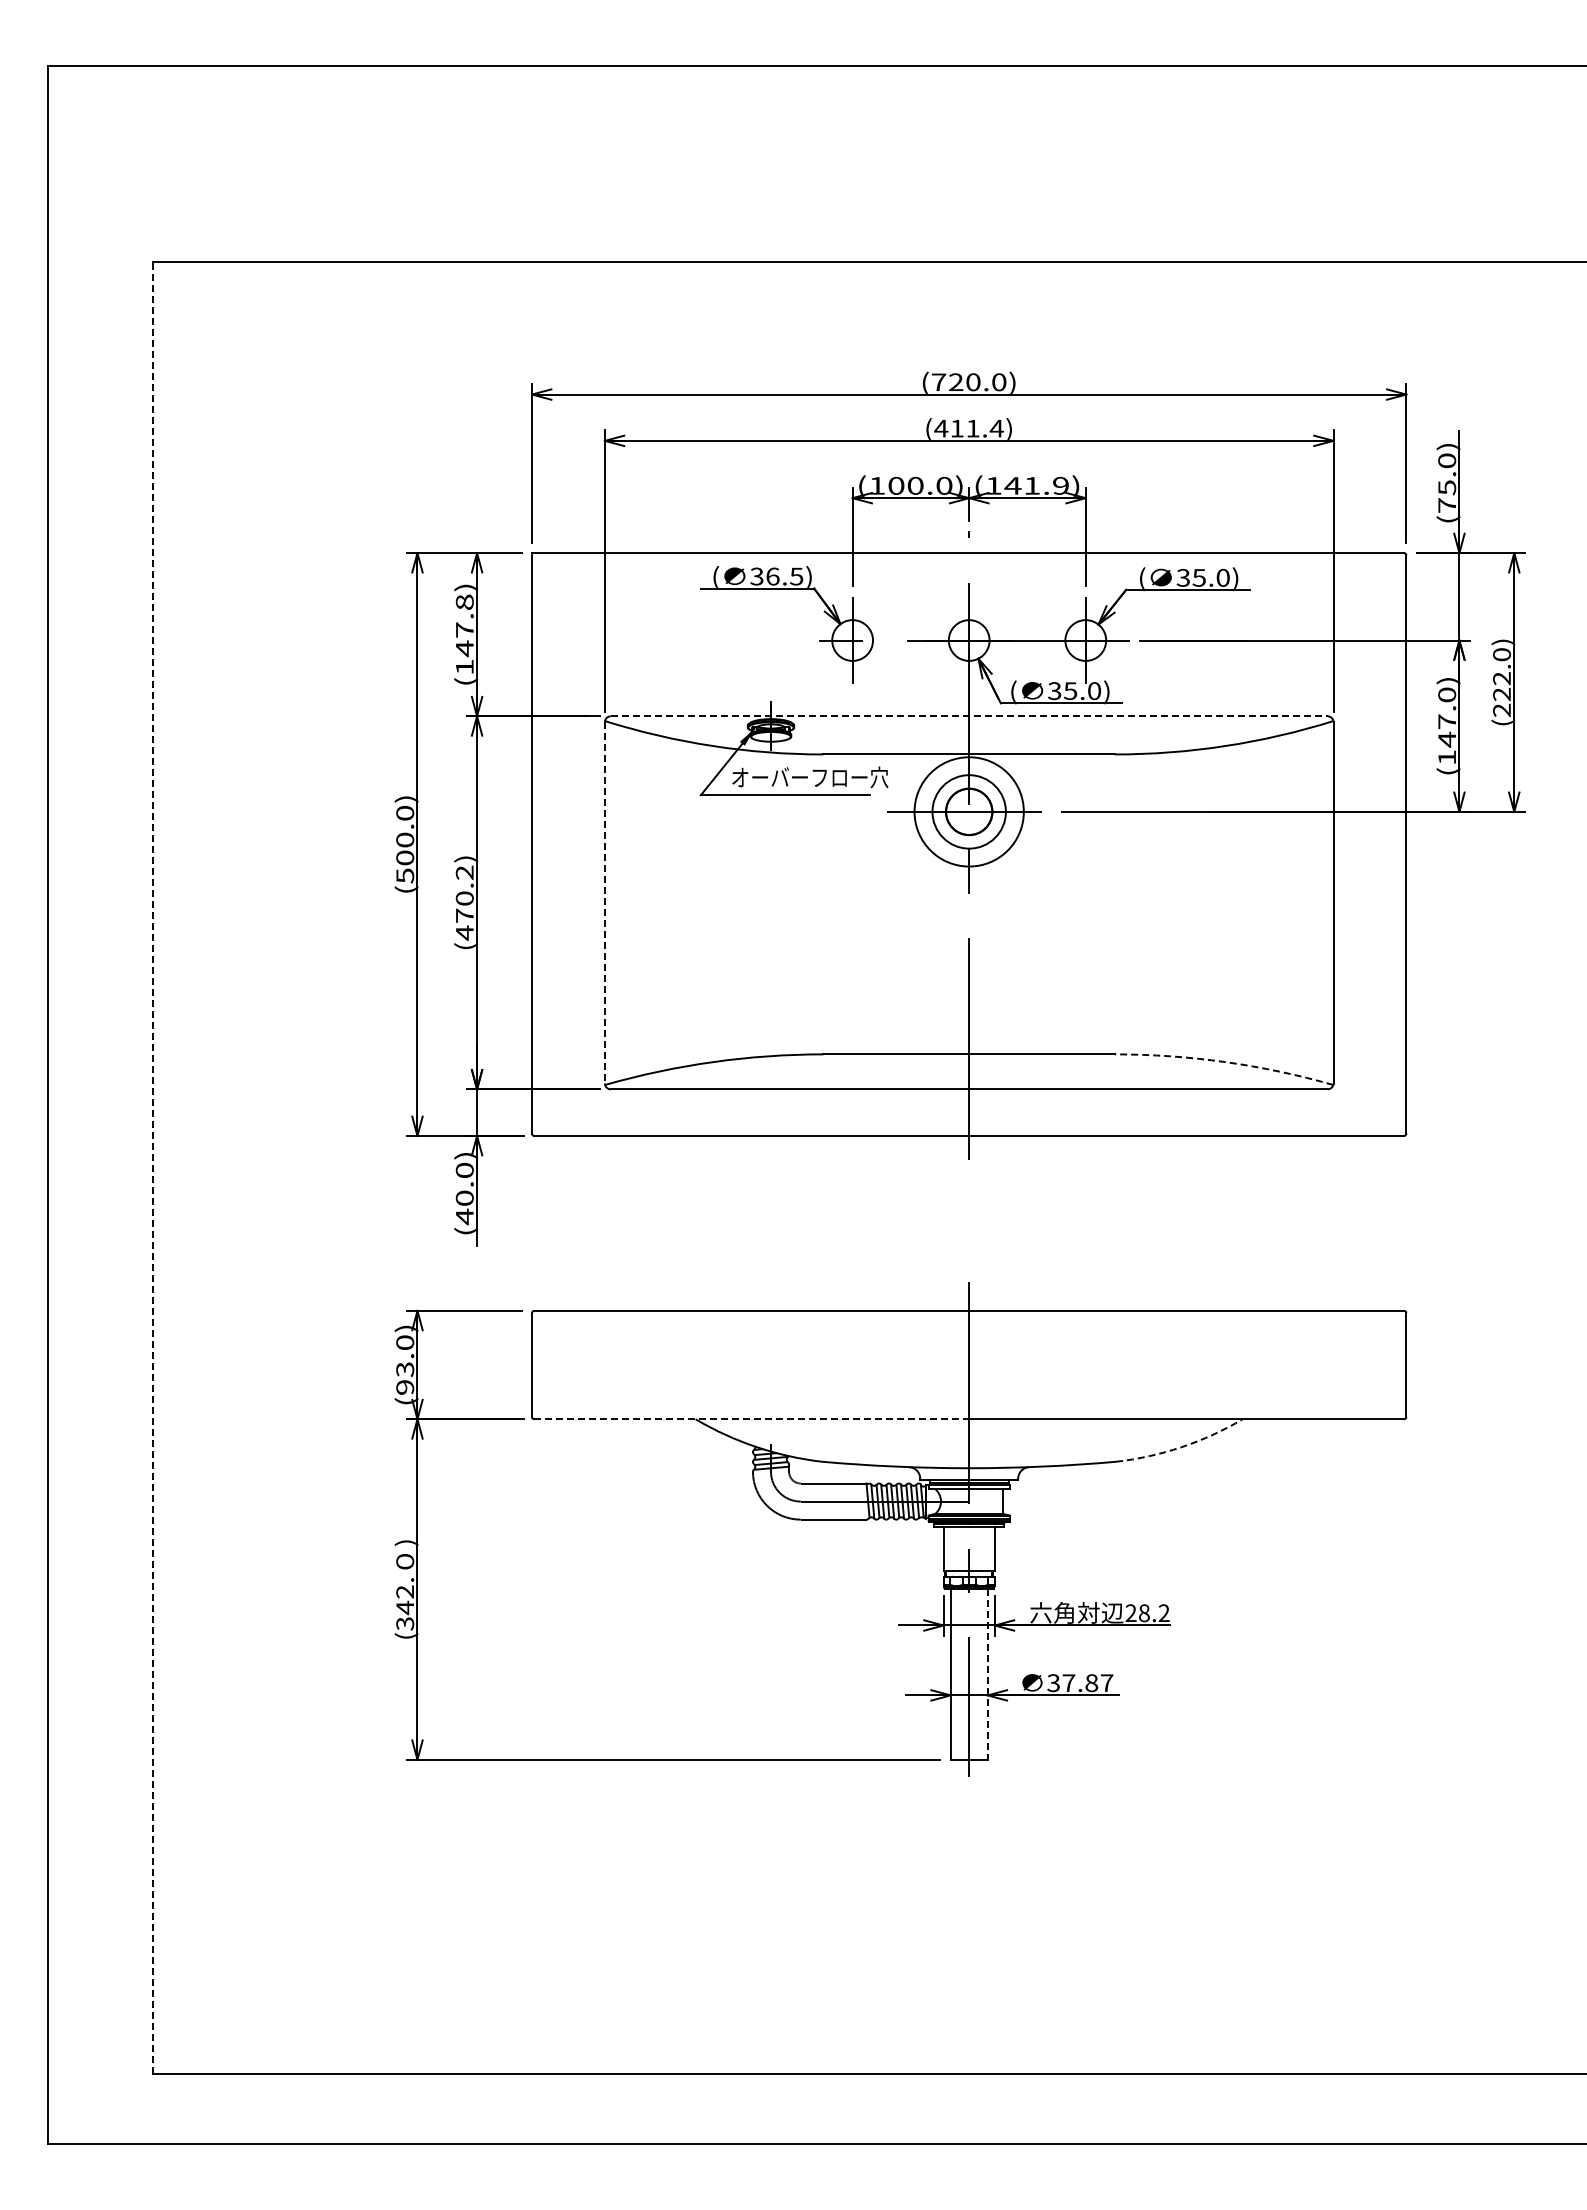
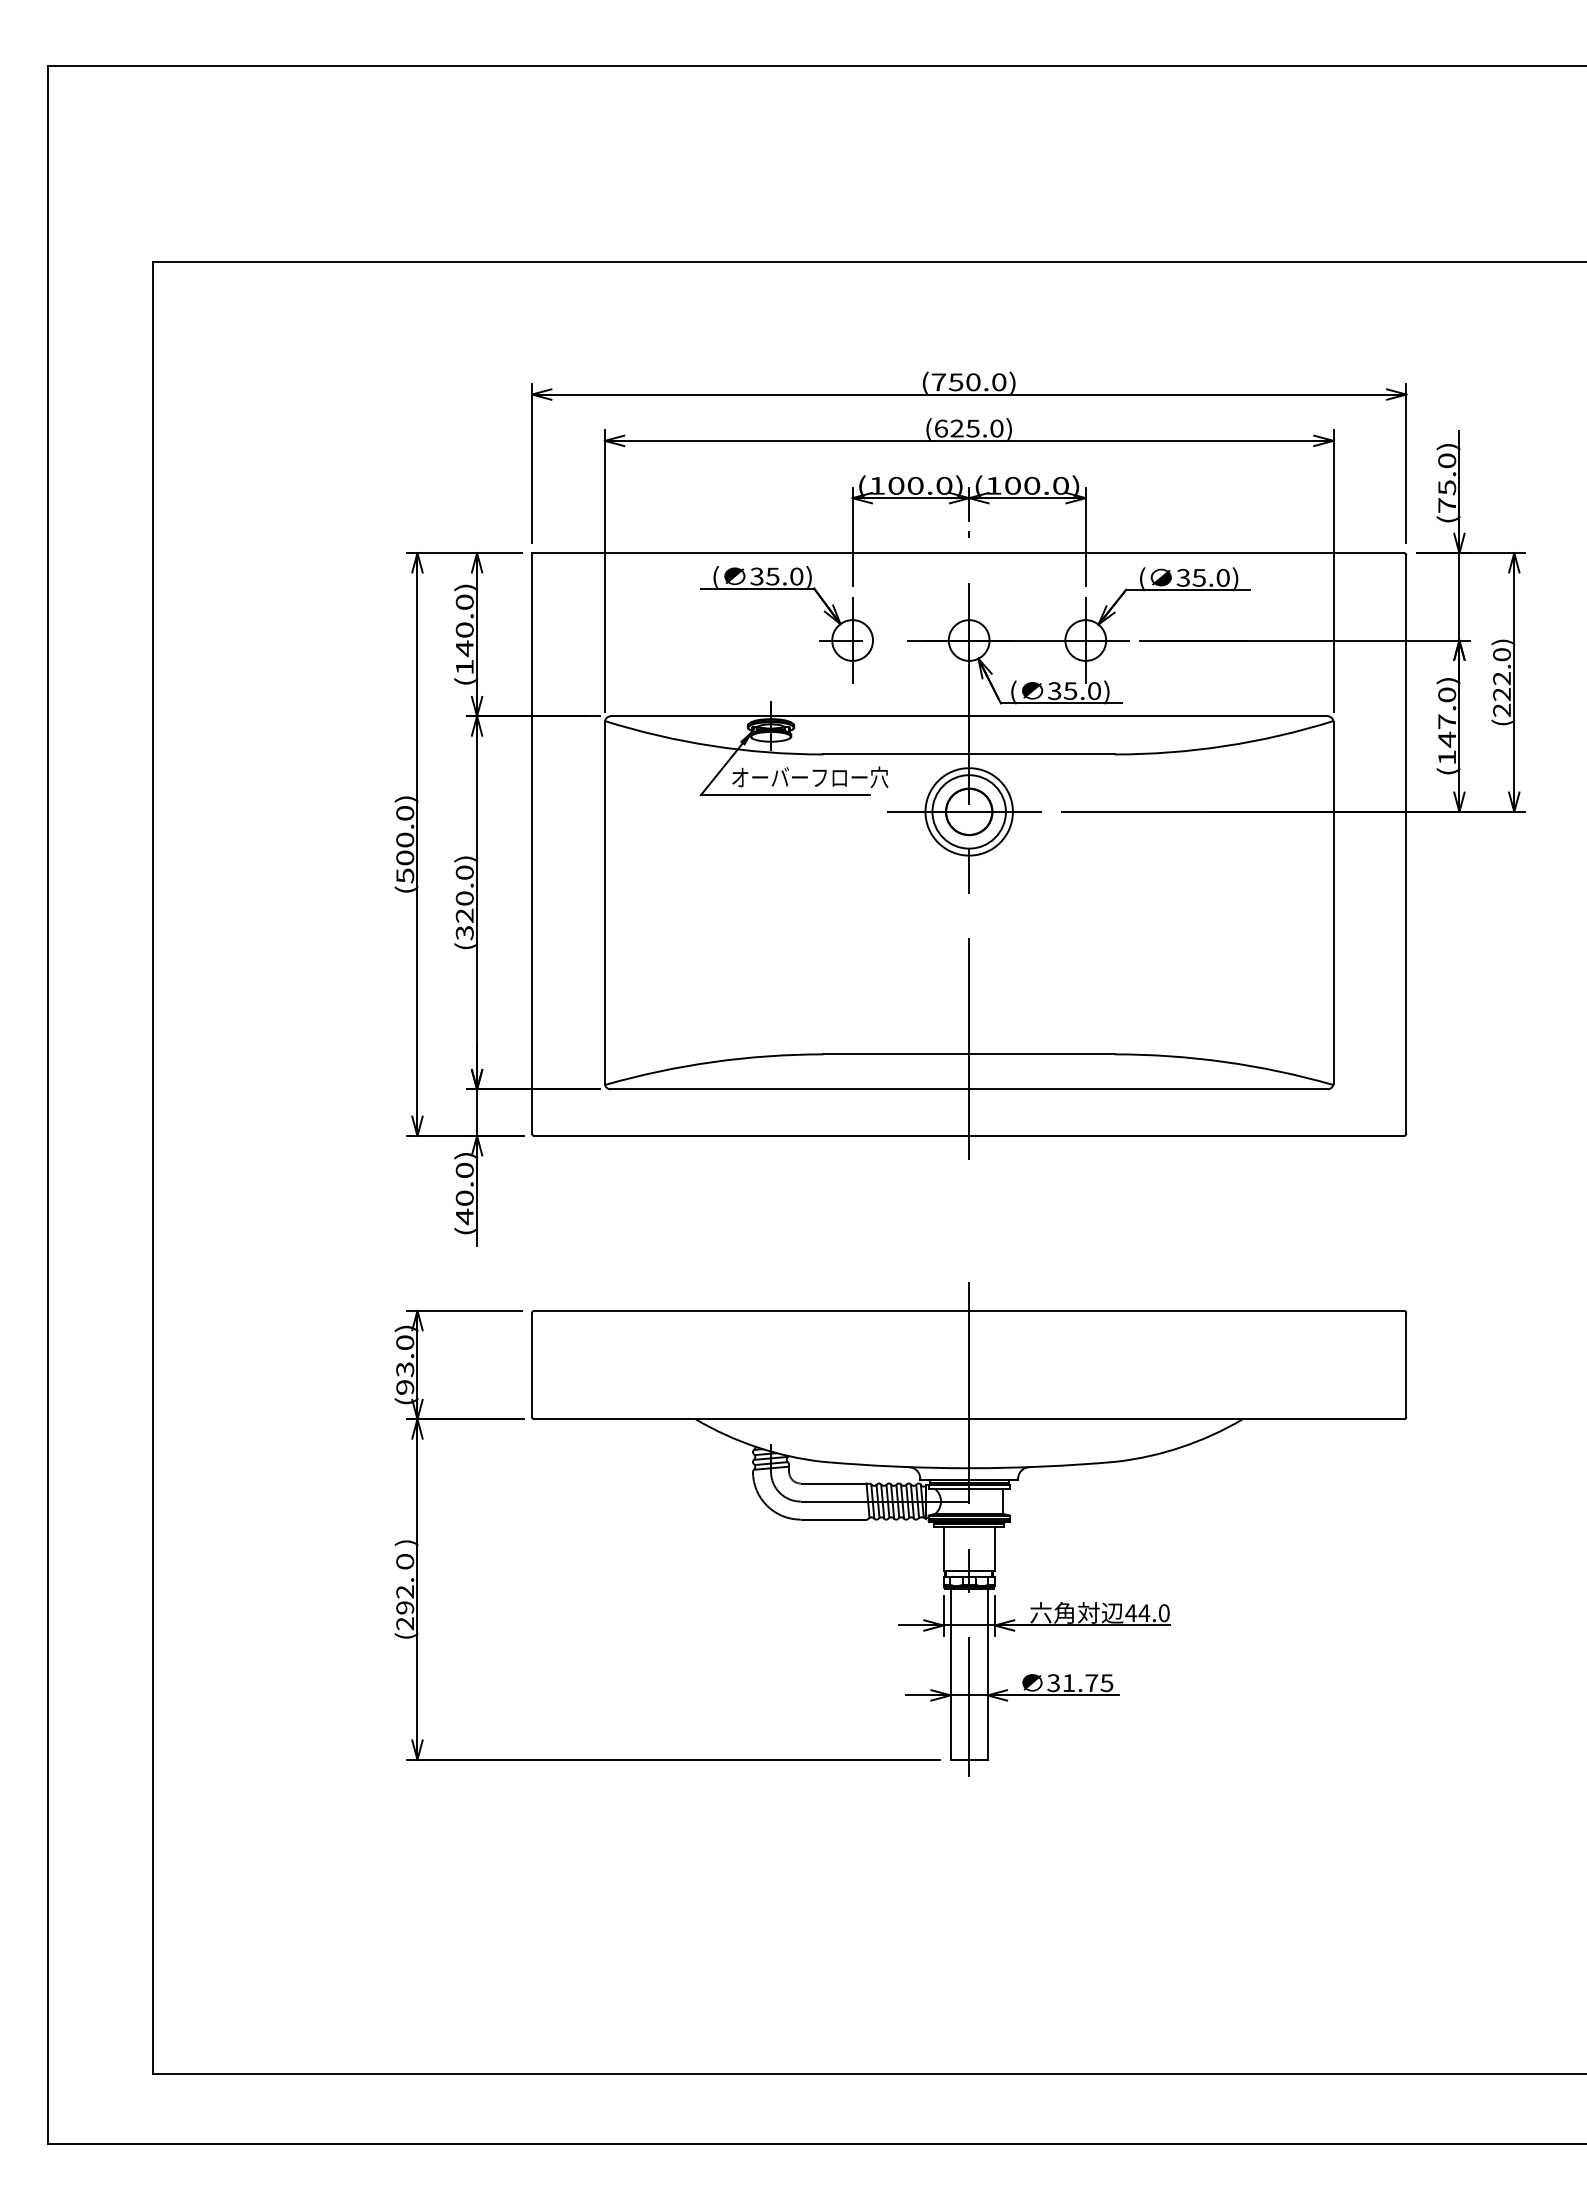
text: (720.0) -> (750.0) (955, 382)
text: (411.4) -> (625.0) (968, 428)
text: (141.9) -> (100.0) (1036, 485)
text: 36.5) -> 35.0) (784, 576)
text: (147.8) -> (140.0) (464, 615)
line: dashed -> solid (969, 716)
circle diameter: 109 px -> 87 px (968, 811)
text: (470.2) -> (320.0) (464, 902)
line: dashed -> solid (604, 902)
arc: dashed -> solid (1225, 1062)
line: dashed -> solid (152, 1167)
line: dashed -> solid (752, 1419)
arc: dashed -> solid (1181, 1447)
text: 28.2 -> 44.0 (1147, 1613)
text: (342. -> (292. (405, 1615)
line: dashed -> solid (987, 1674)
text: 37.87 -> 31.75 (1087, 1683)
